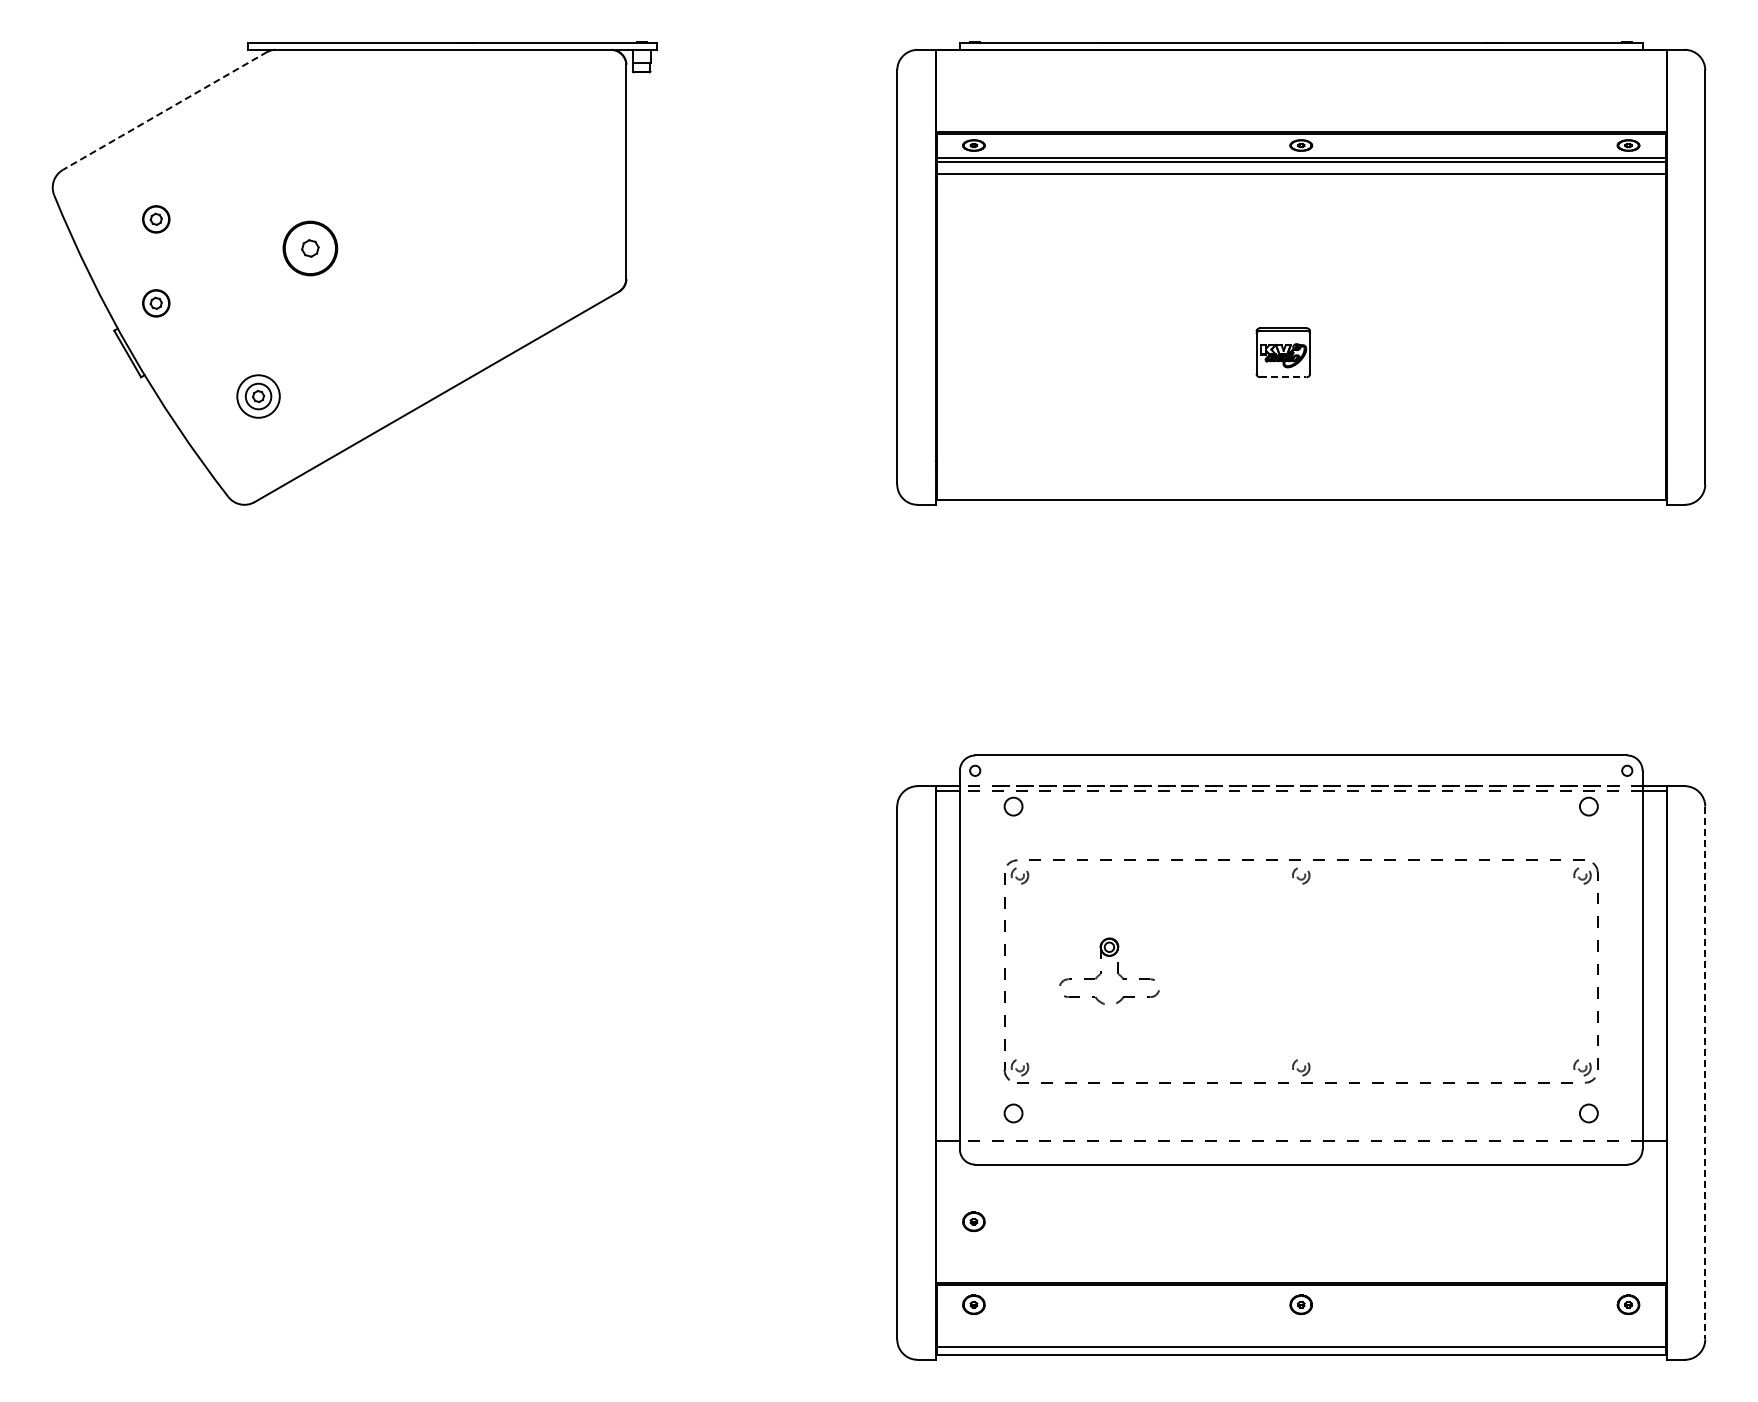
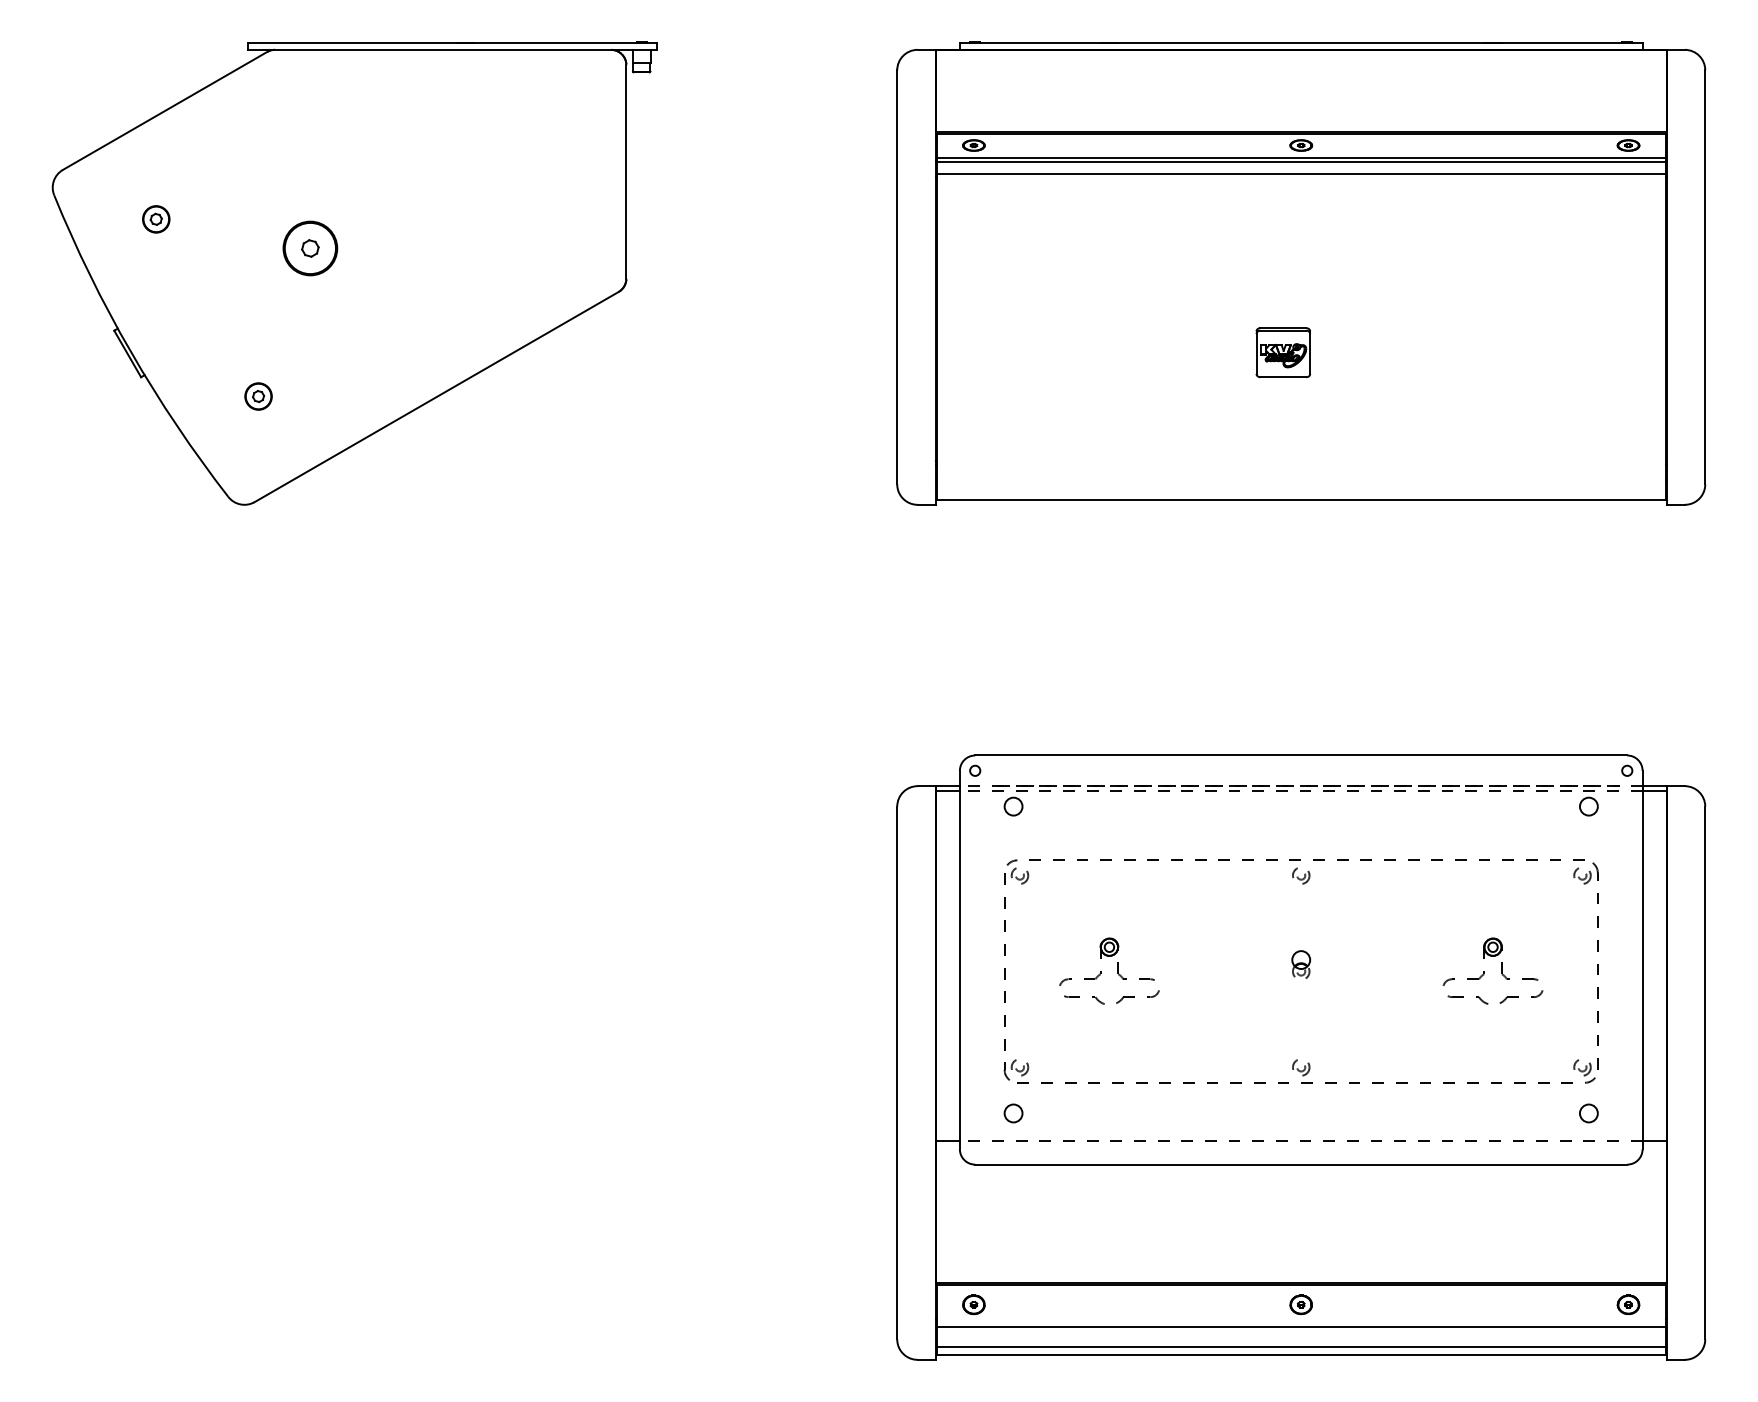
line: dashed -> solid (164, 111)
part: present -> none (156, 303)
line: dashed -> solid (1283, 377)
circle diameter: 43 px -> 27 px (258, 396)
part: none -> present (1301, 964)
part: none -> present (1484, 971)
line: dashed -> solid (1705, 1073)
part: present -> none (973, 1221)
line: none -> present (1300, 1326)
